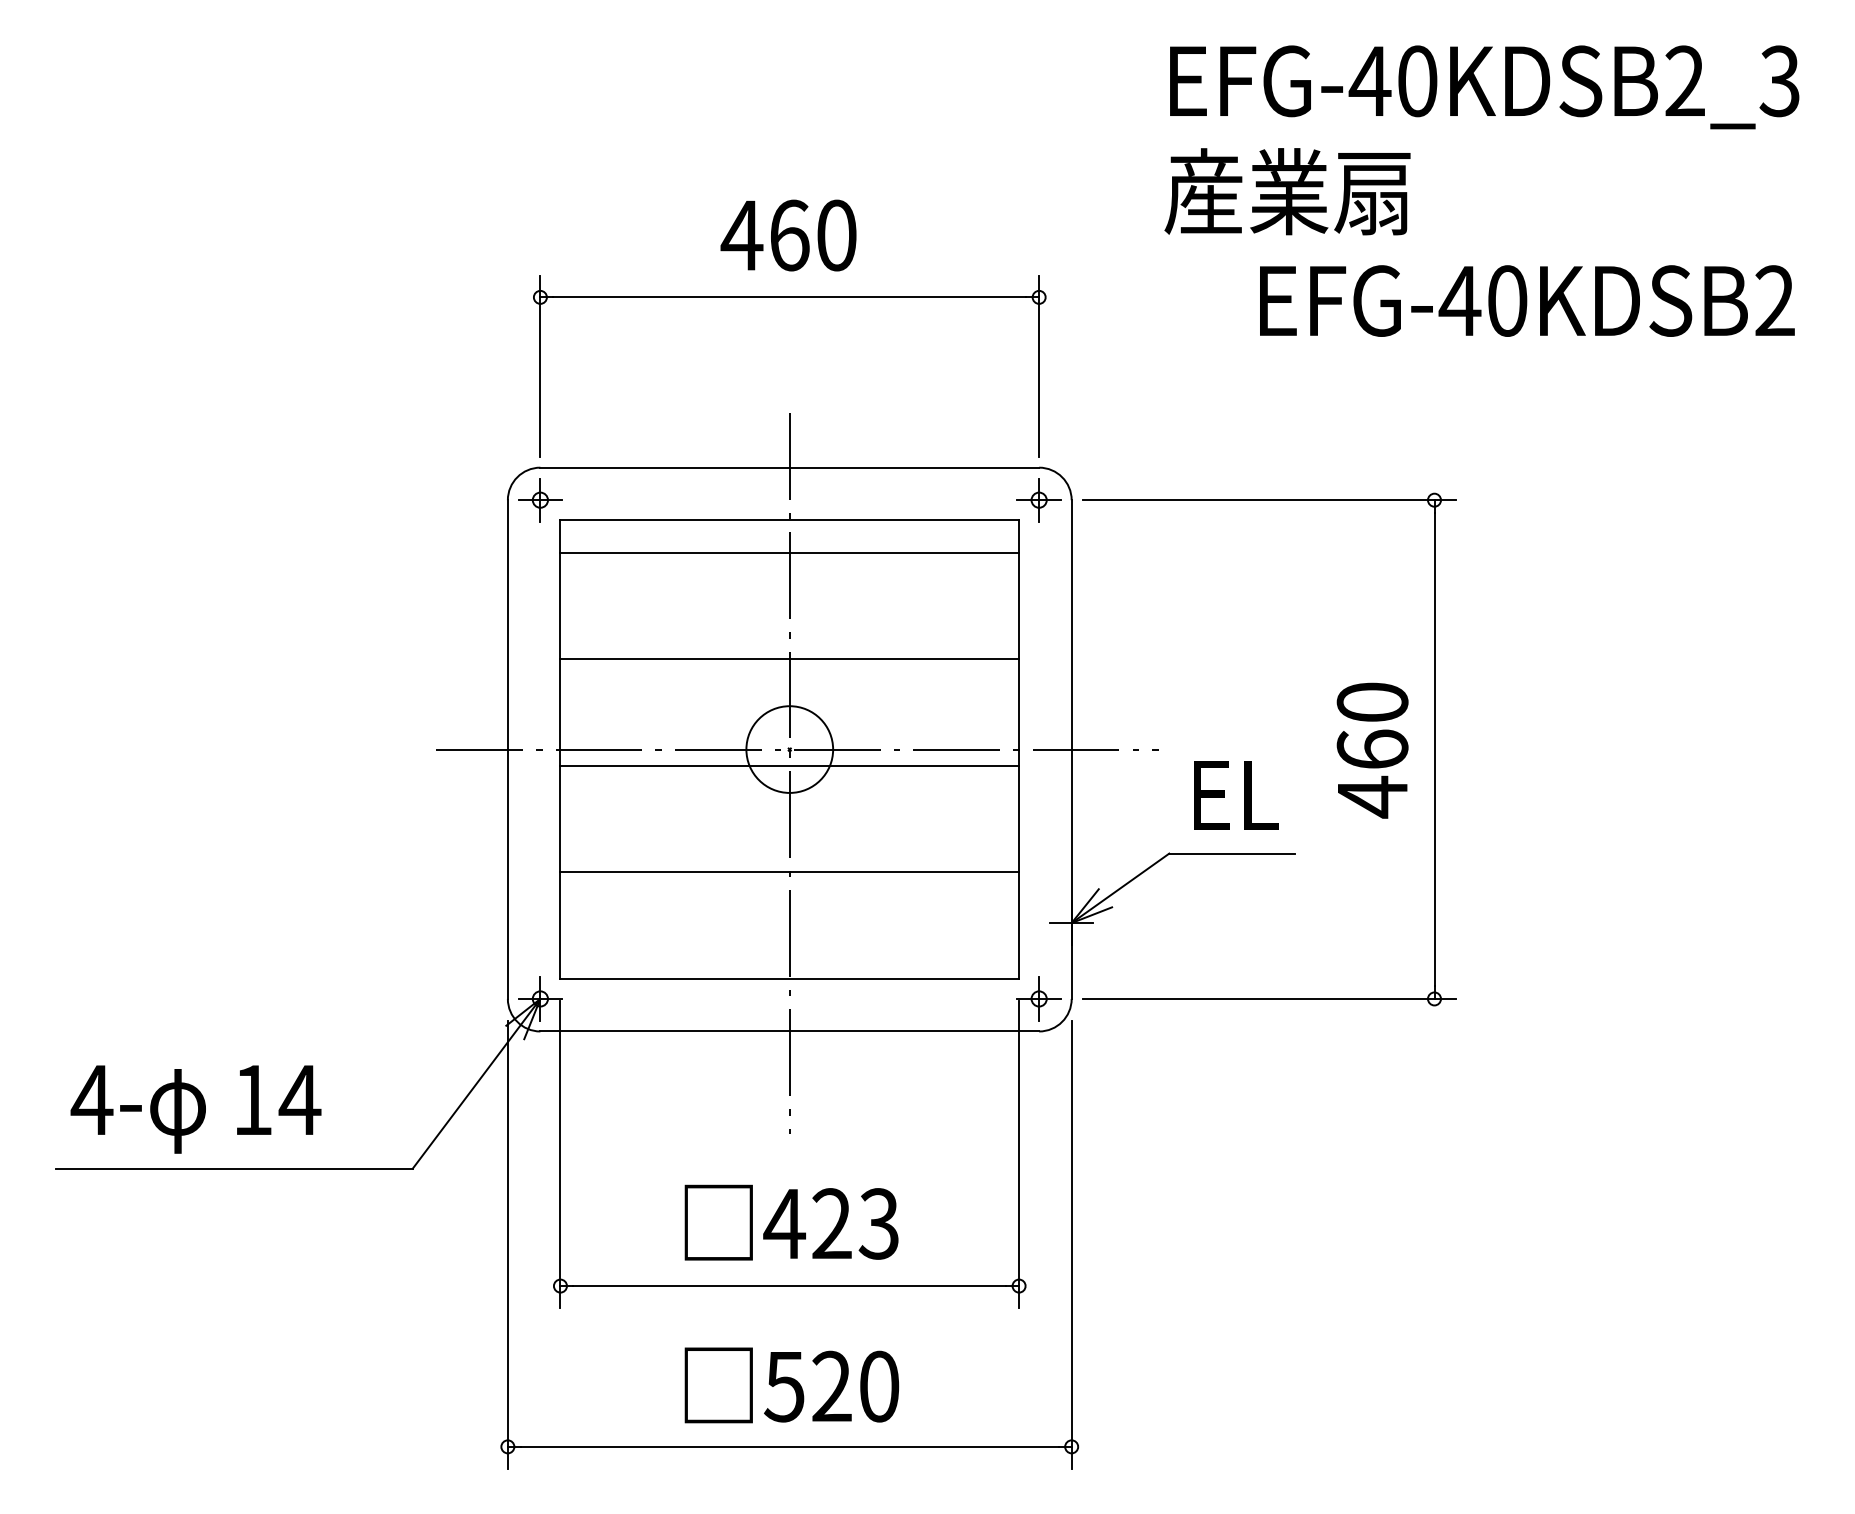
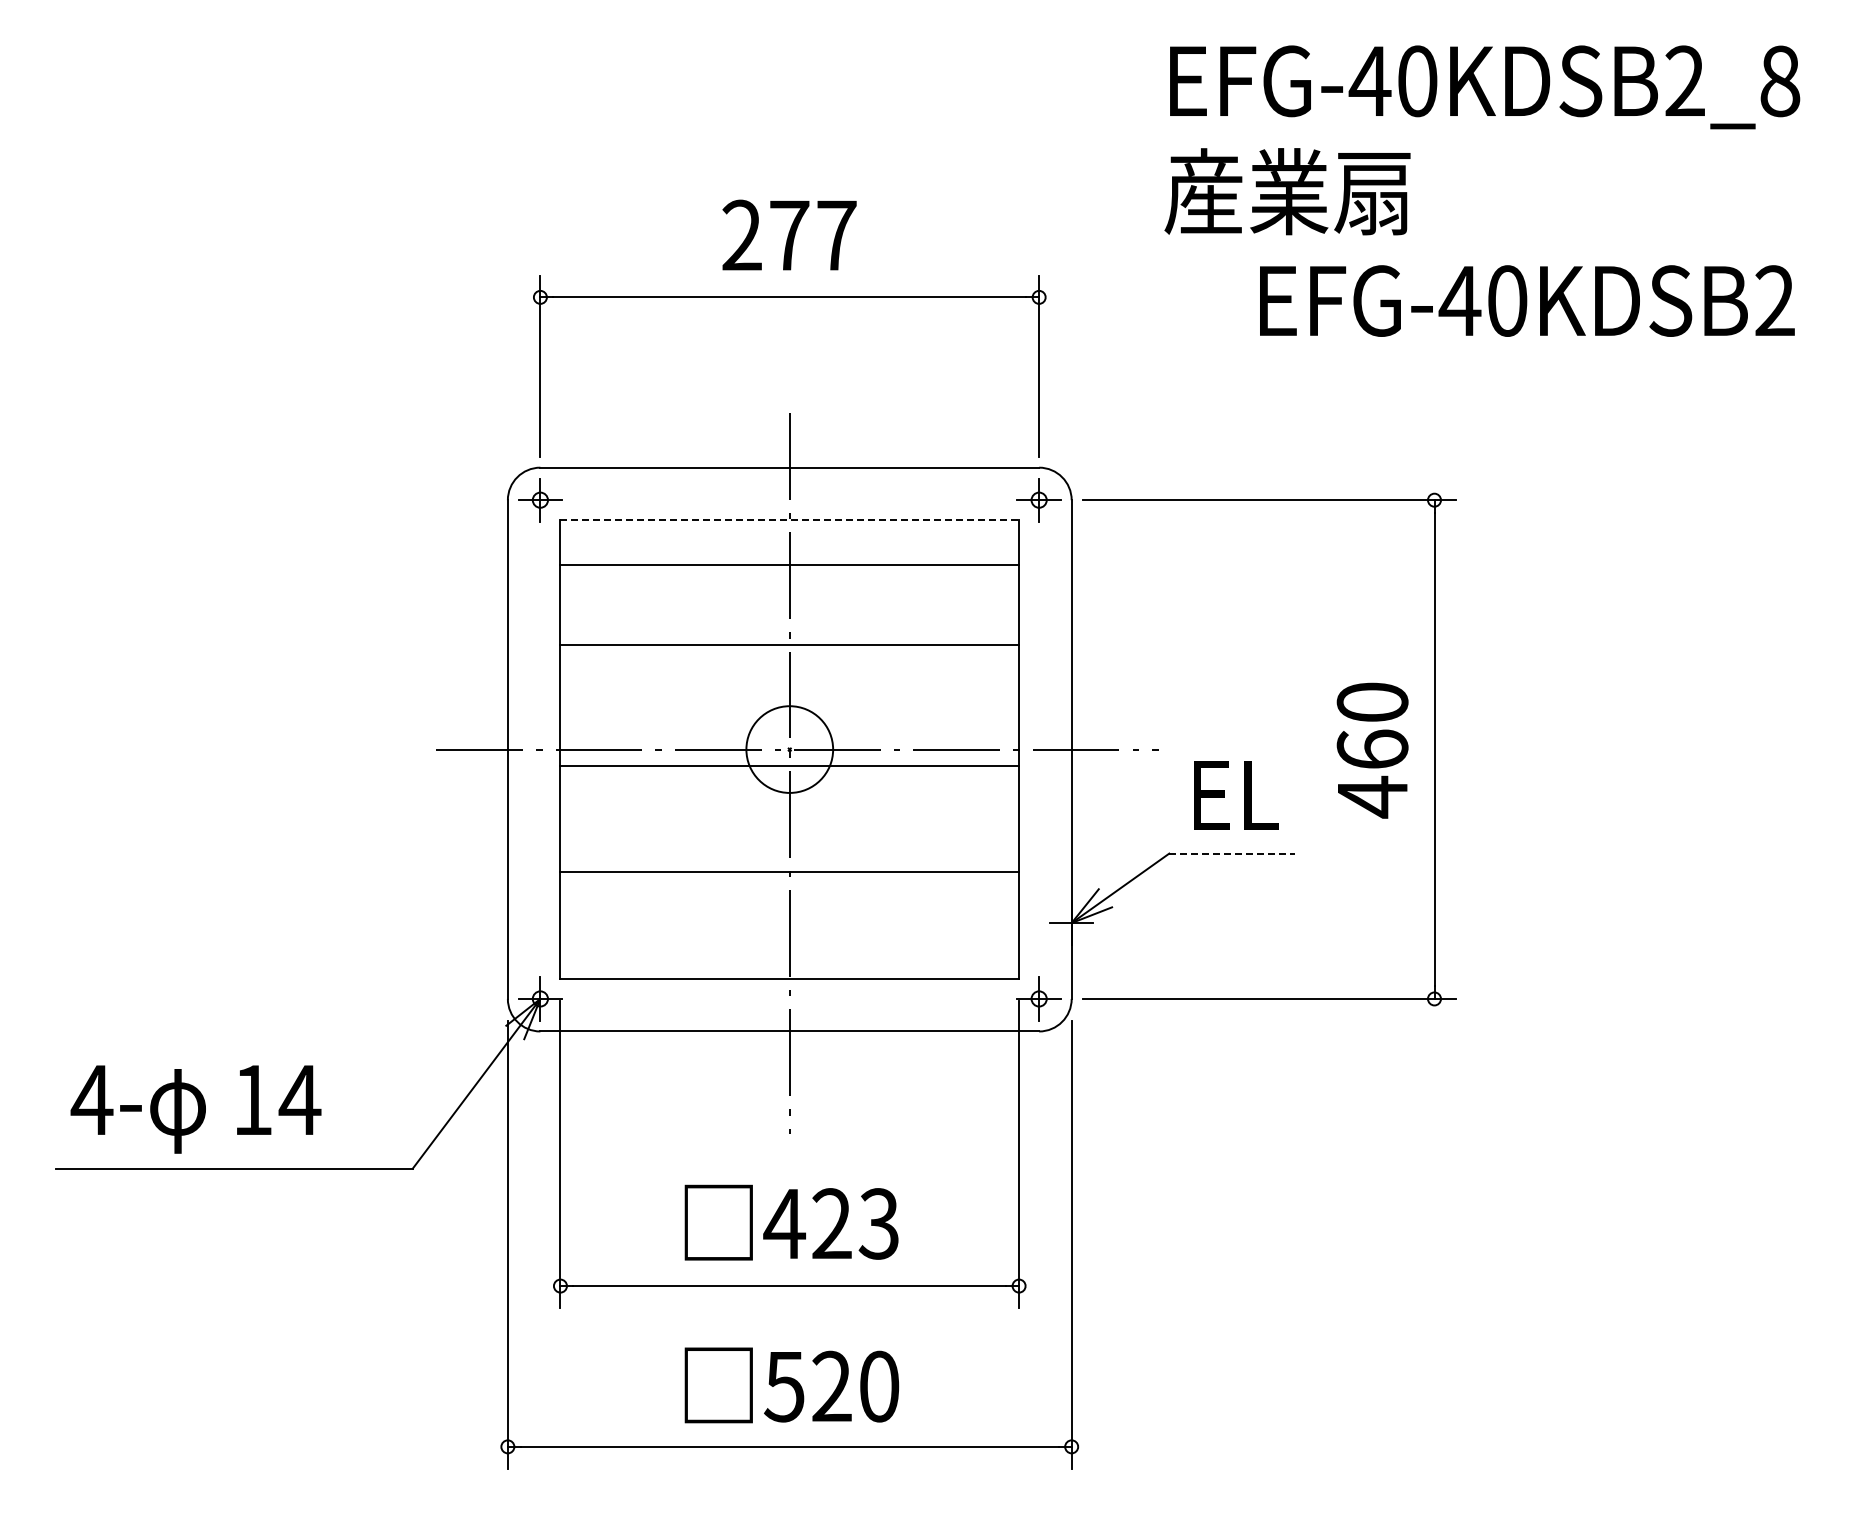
text: EFG-40KDSB2_3 -> EFG-40KDSB2_8 (1779, 81)
text: 460 -> 277 (788, 235)
line: solid -> dashed (790, 520)
line position: (789, 552) -> (789, 564) (789, 564)
line position: (789, 659) -> (789, 645) (789, 645)
line: solid -> dashed (1232, 853)
